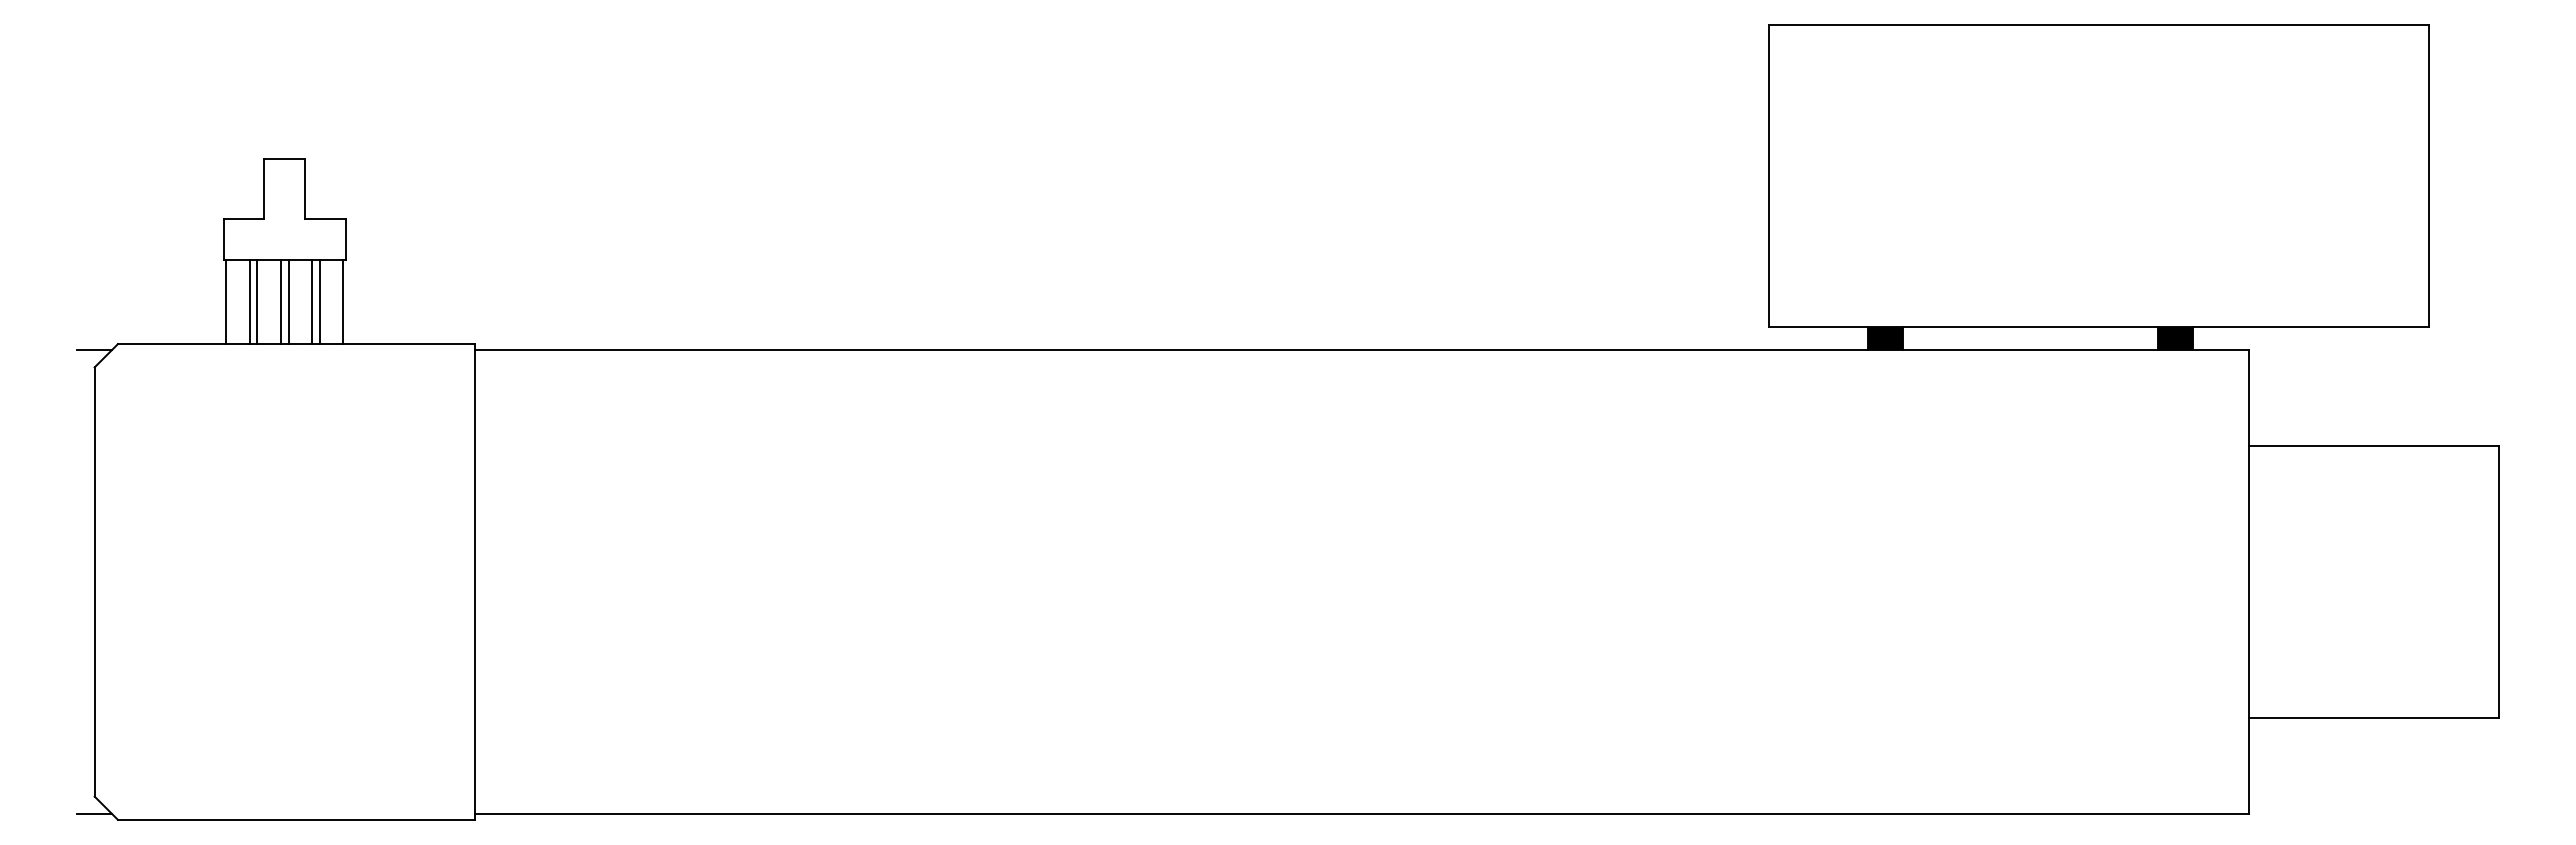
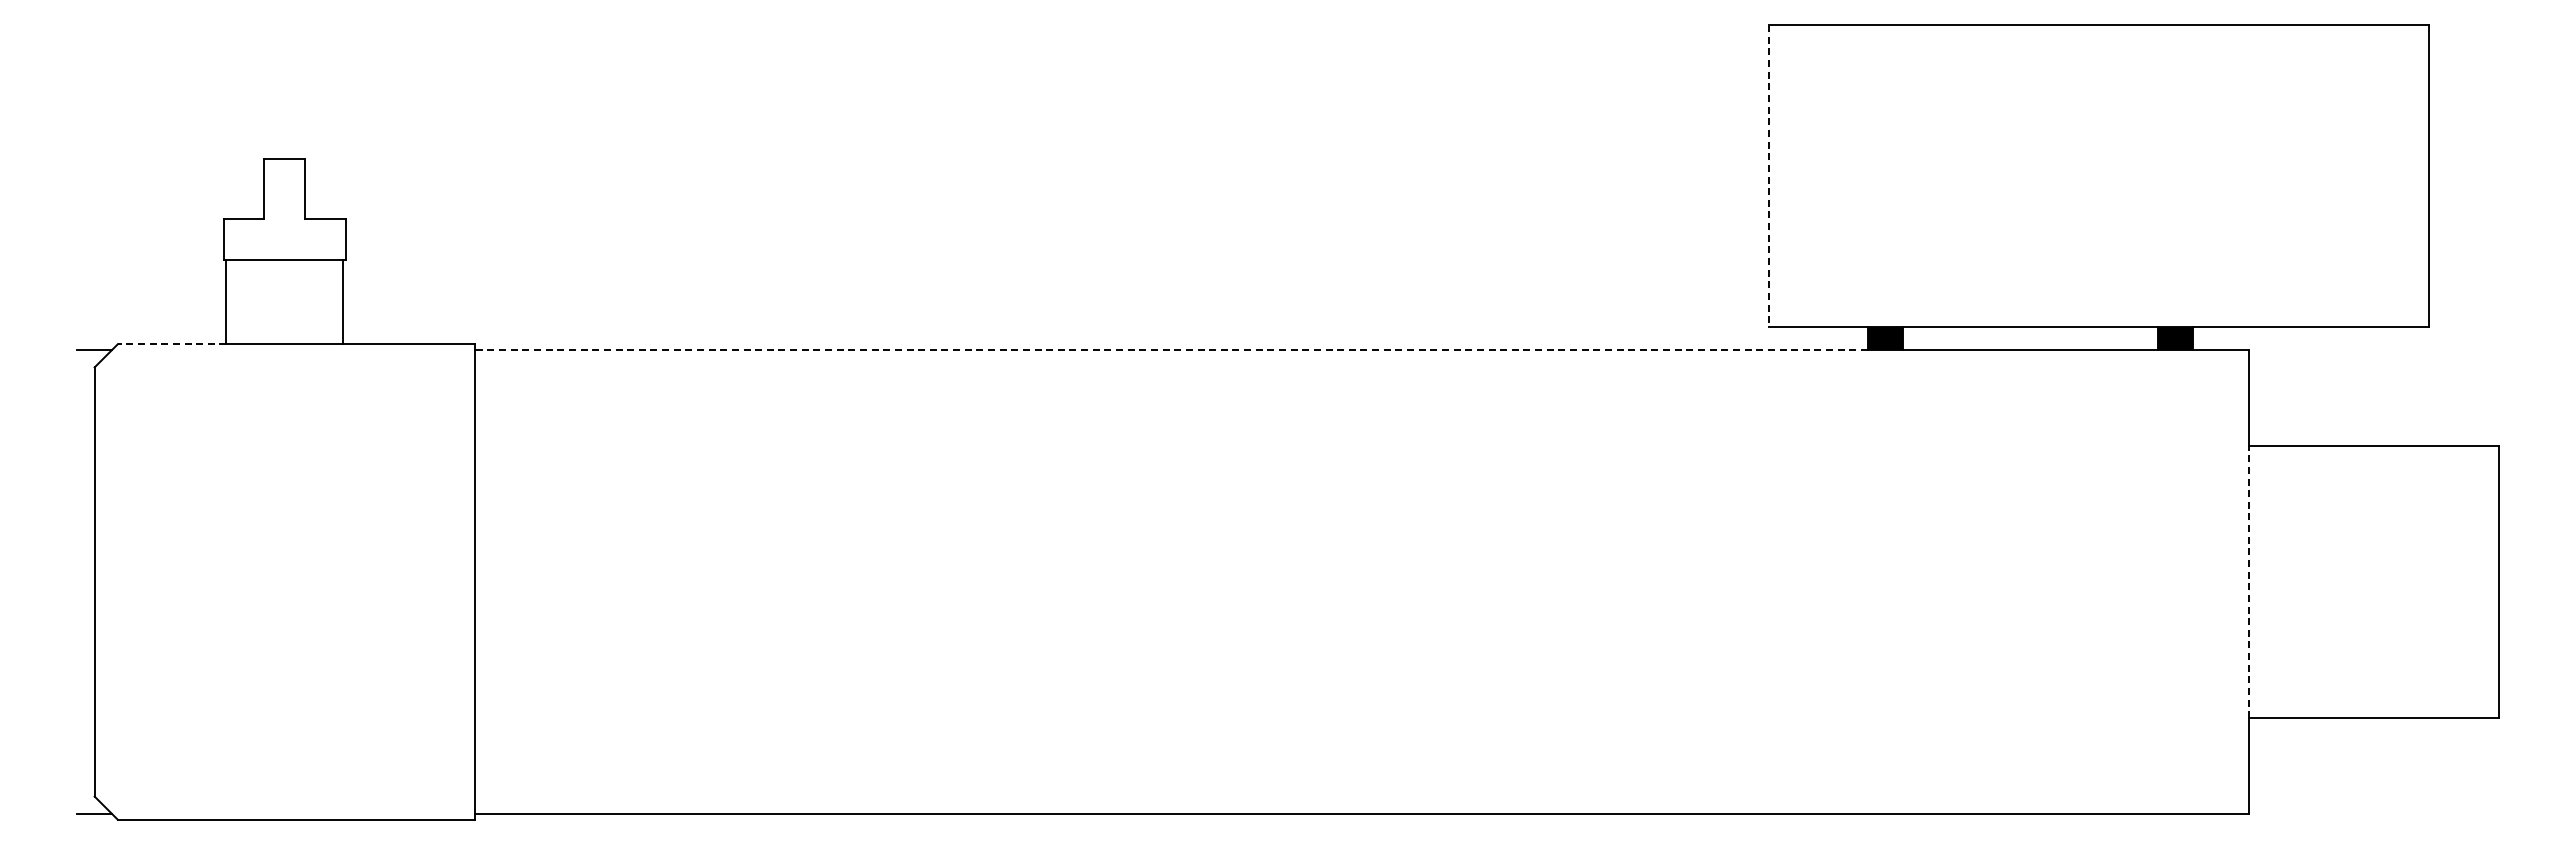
line: solid -> dashed (1769, 176)
line: present -> none (249, 302)
line: present -> none (257, 302)
line: present -> none (280, 302)
line: present -> none (288, 302)
line: present -> none (311, 302)
line: present -> none (319, 302)
line: solid -> dashed (171, 344)
line: solid -> dashed (1171, 350)
line: solid -> dashed (2249, 581)
